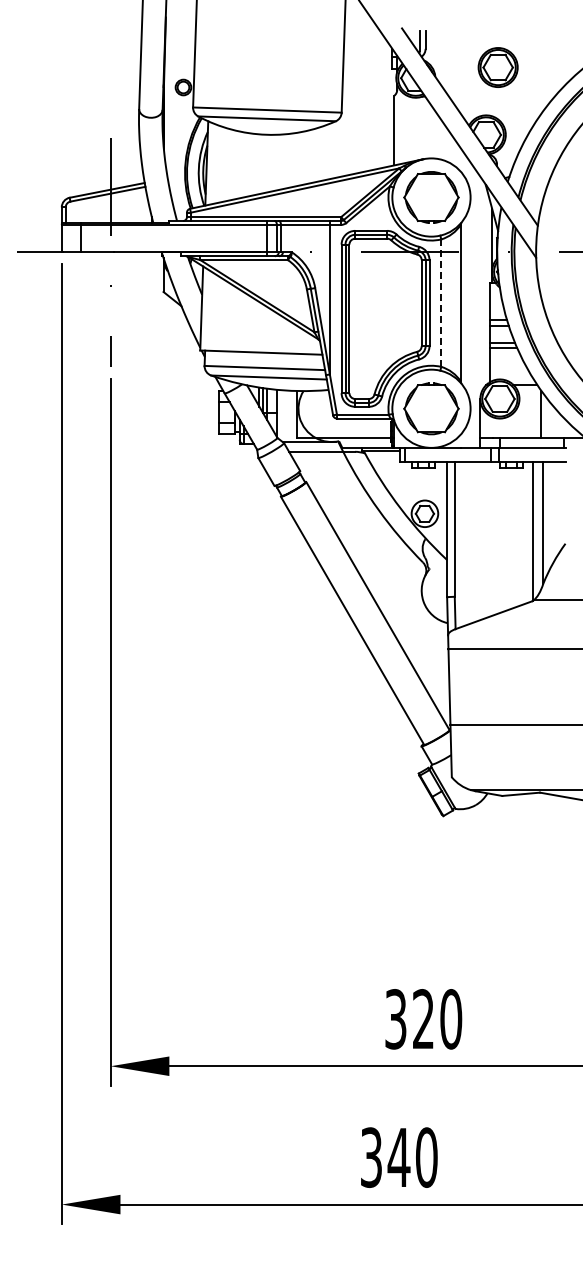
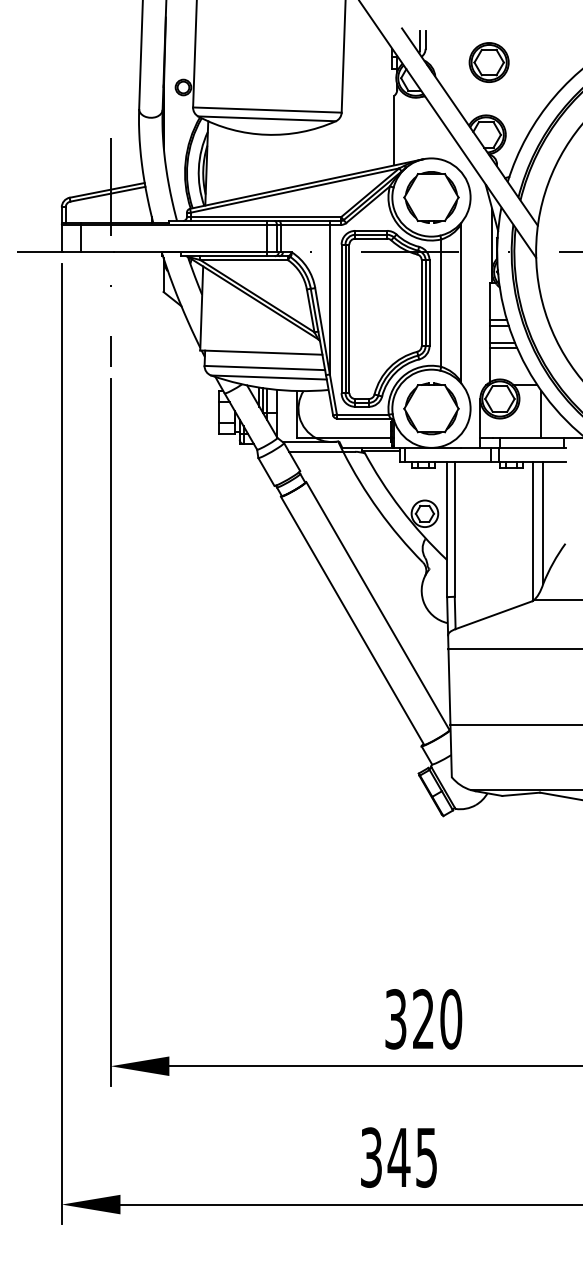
part position: (497, 67) -> (488, 62) (488, 62)
line: dashed -> solid (441, 303)
text: 340 -> 345 (426, 1157)
